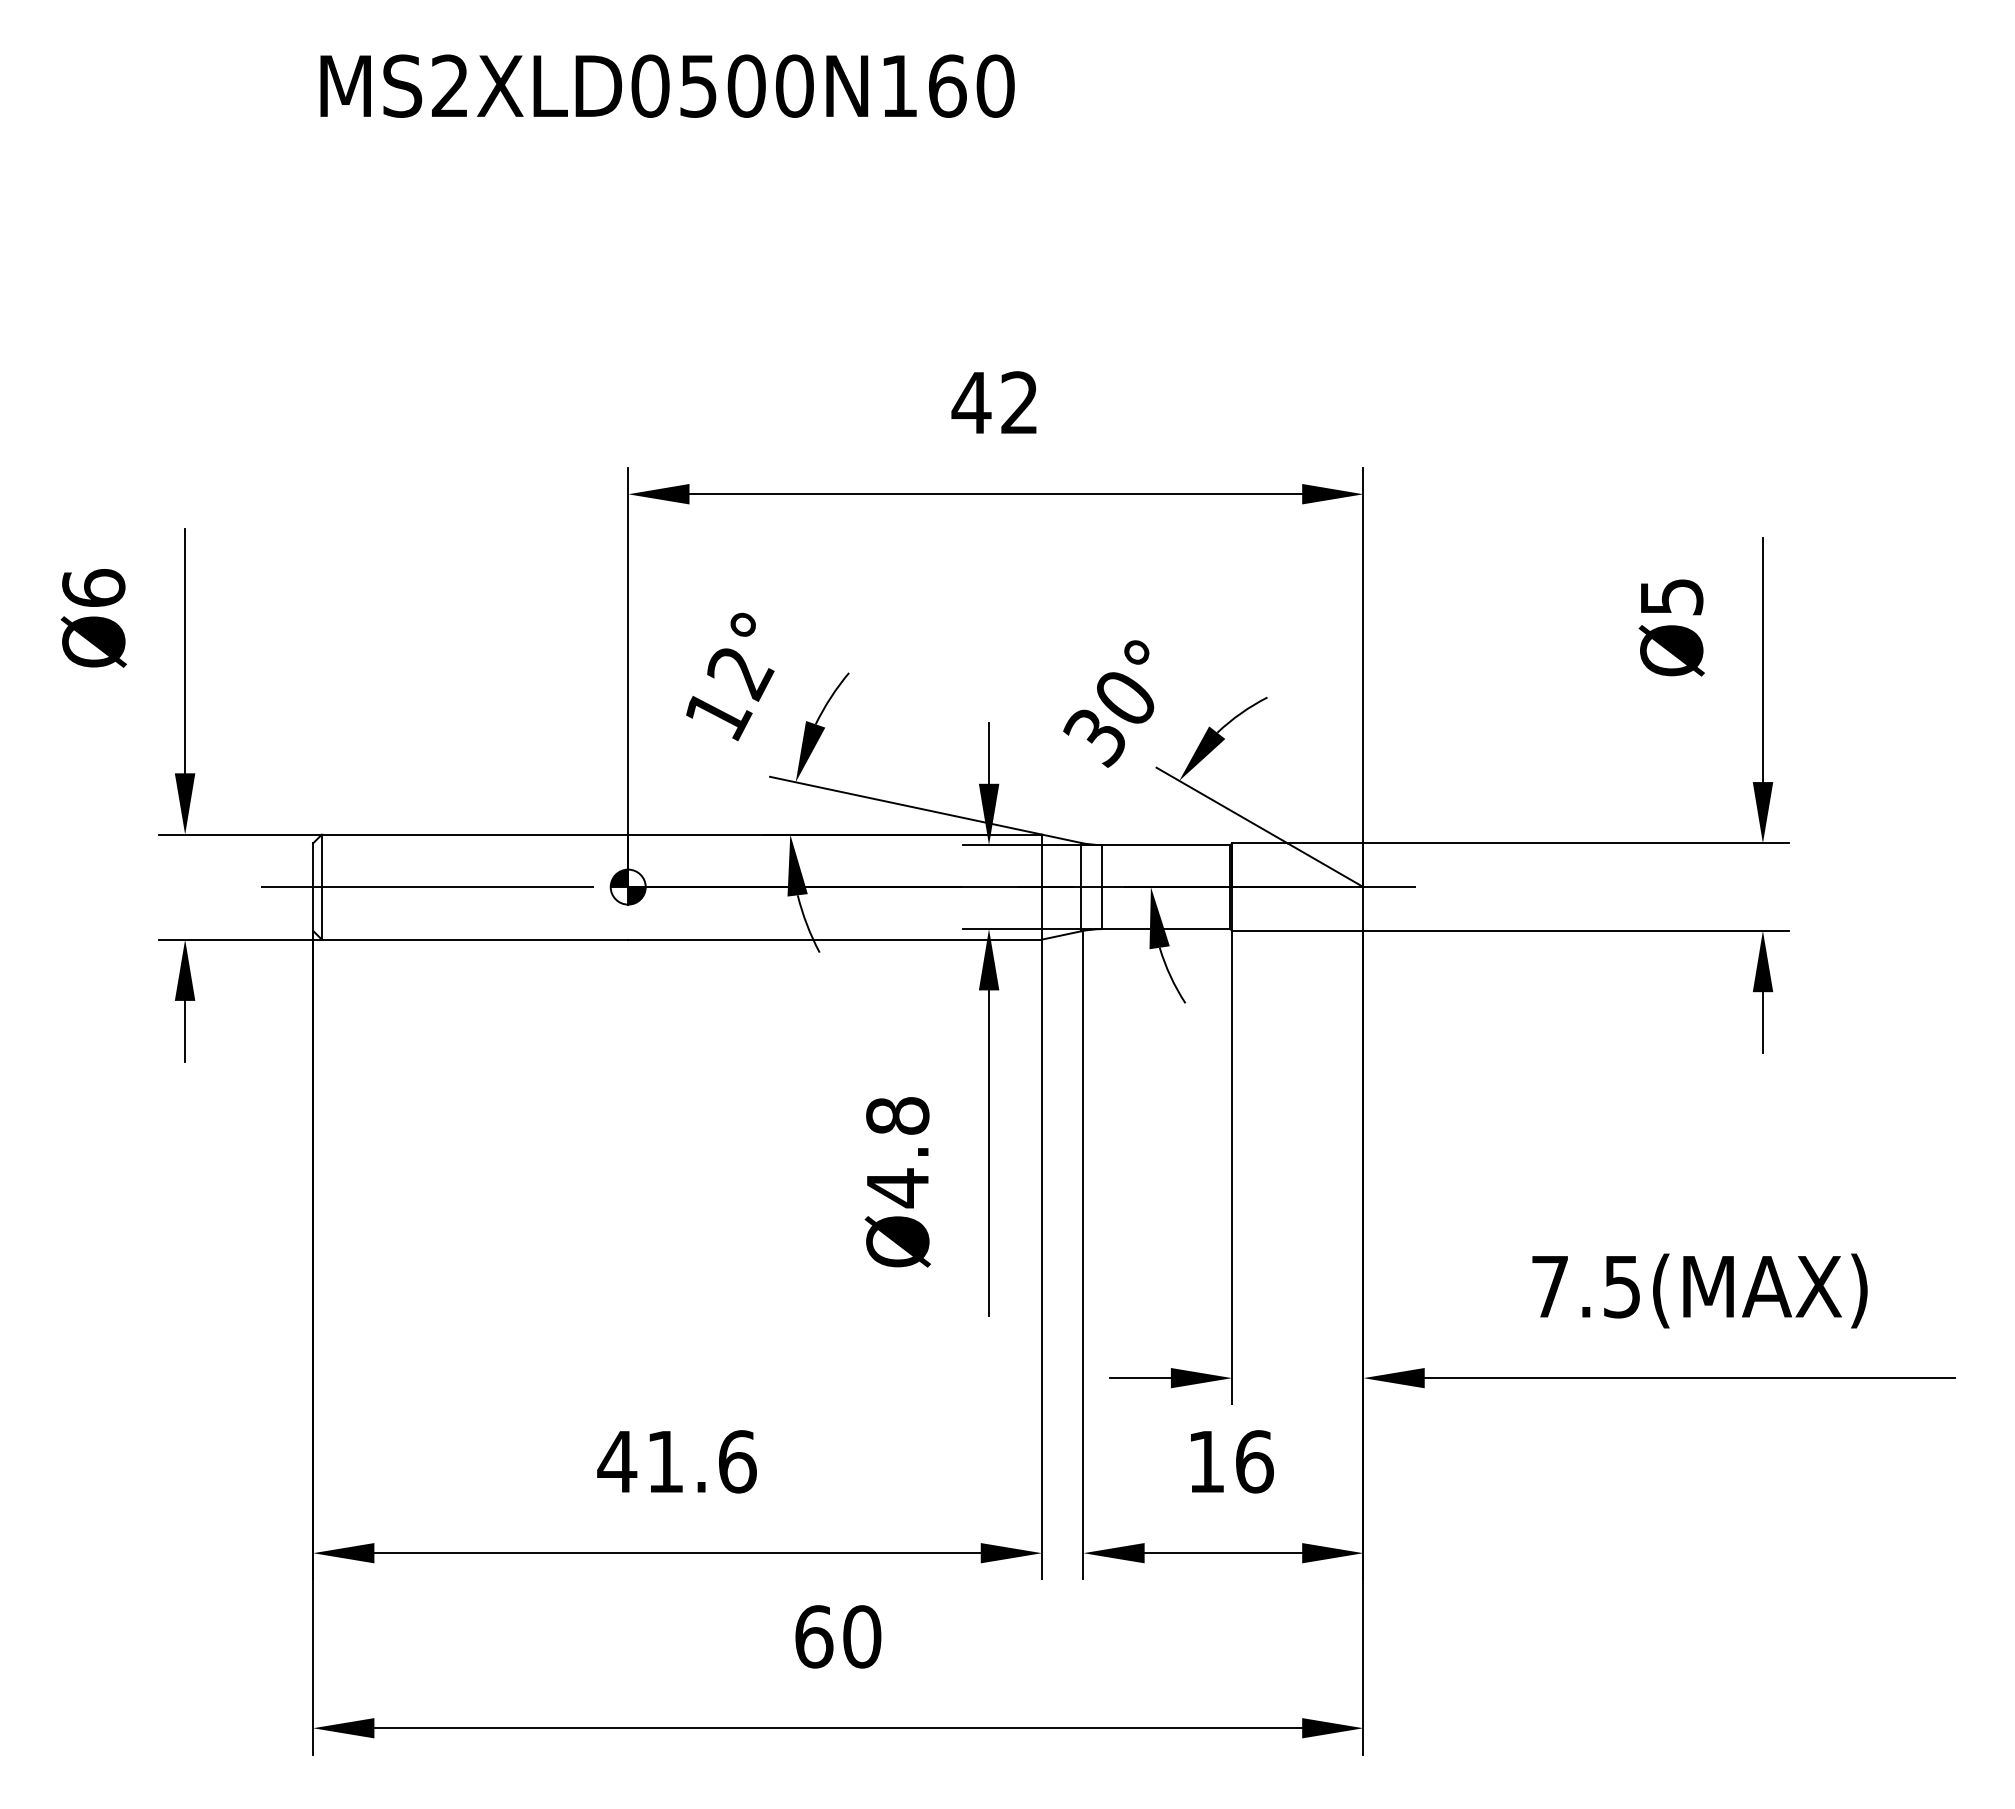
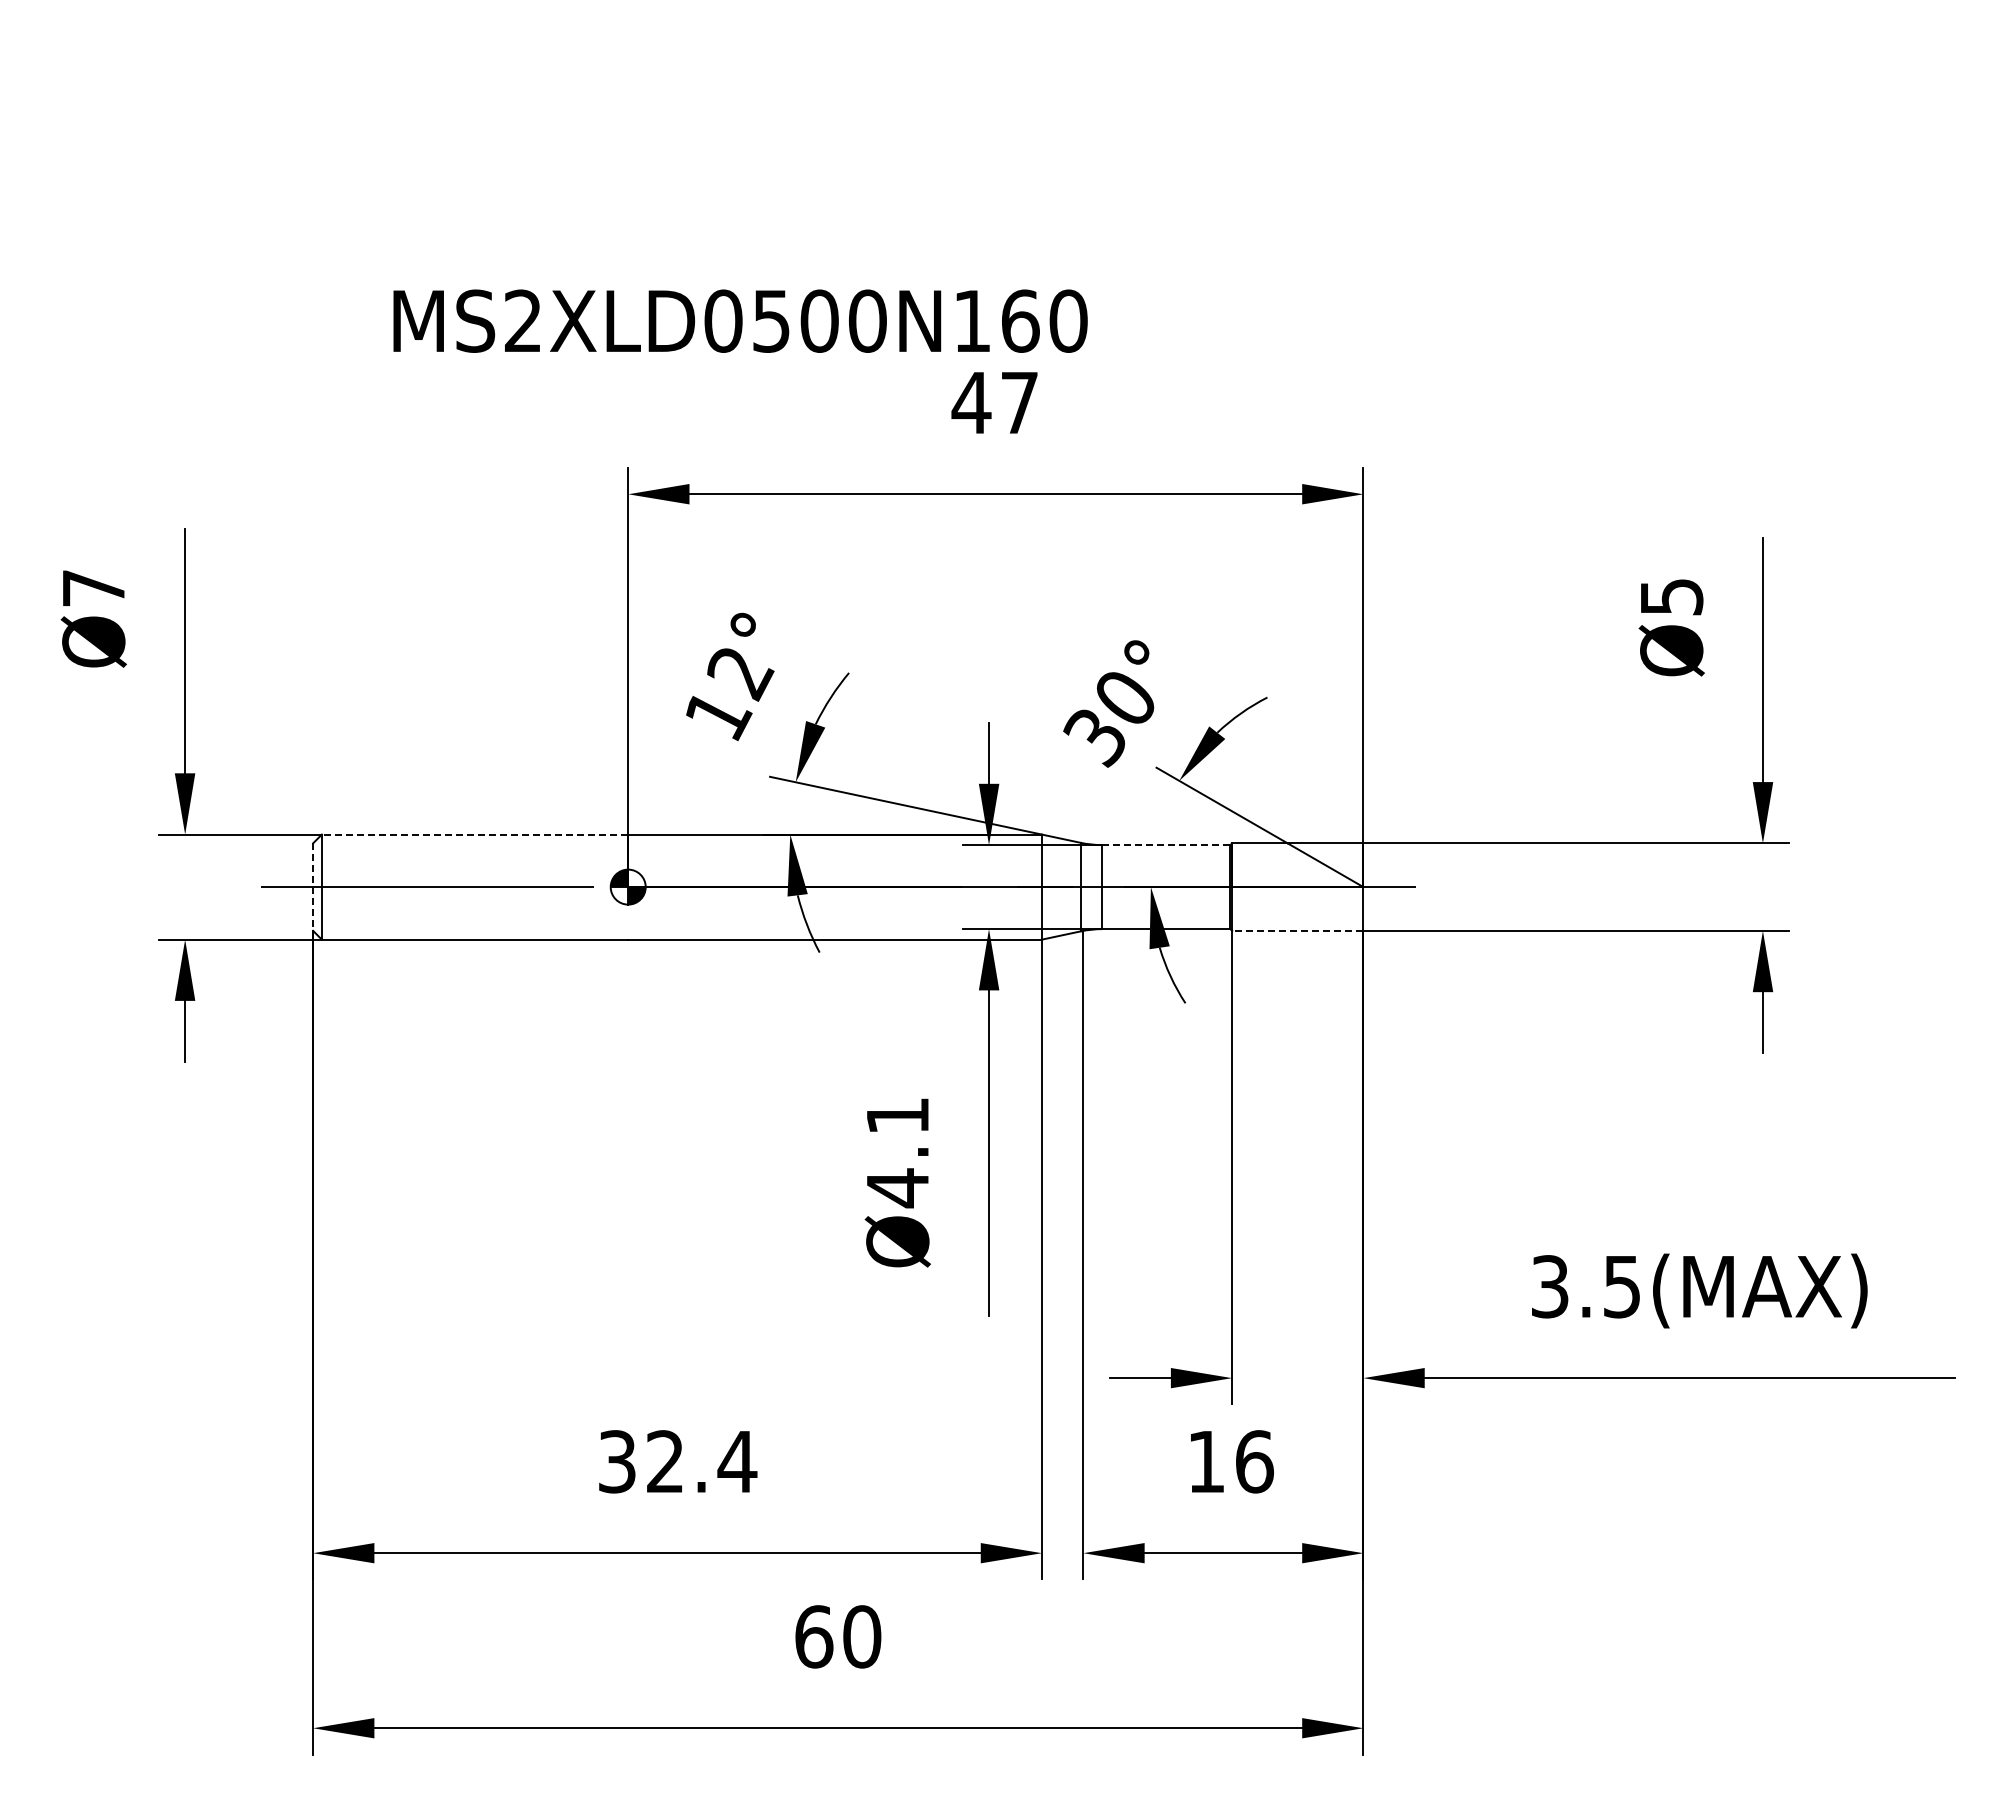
text position: (667, 85) -> (740, 320) (740, 320)
text: 42 -> 47 (1019, 402)
text: Ø6 -> Ø7 (93, 587)
line: solid -> dashed (474, 834)
line: solid -> dashed (1166, 845)
line: solid -> dashed (313, 887)
line: solid -> dashed (1297, 930)
text: Ø4.8 -> Ø4.1 (897, 1115)
text: 7.5(MAX) -> 3.5(MAX) (1550, 1286)
text: 41.6 -> 32.4 (677, 1461)
